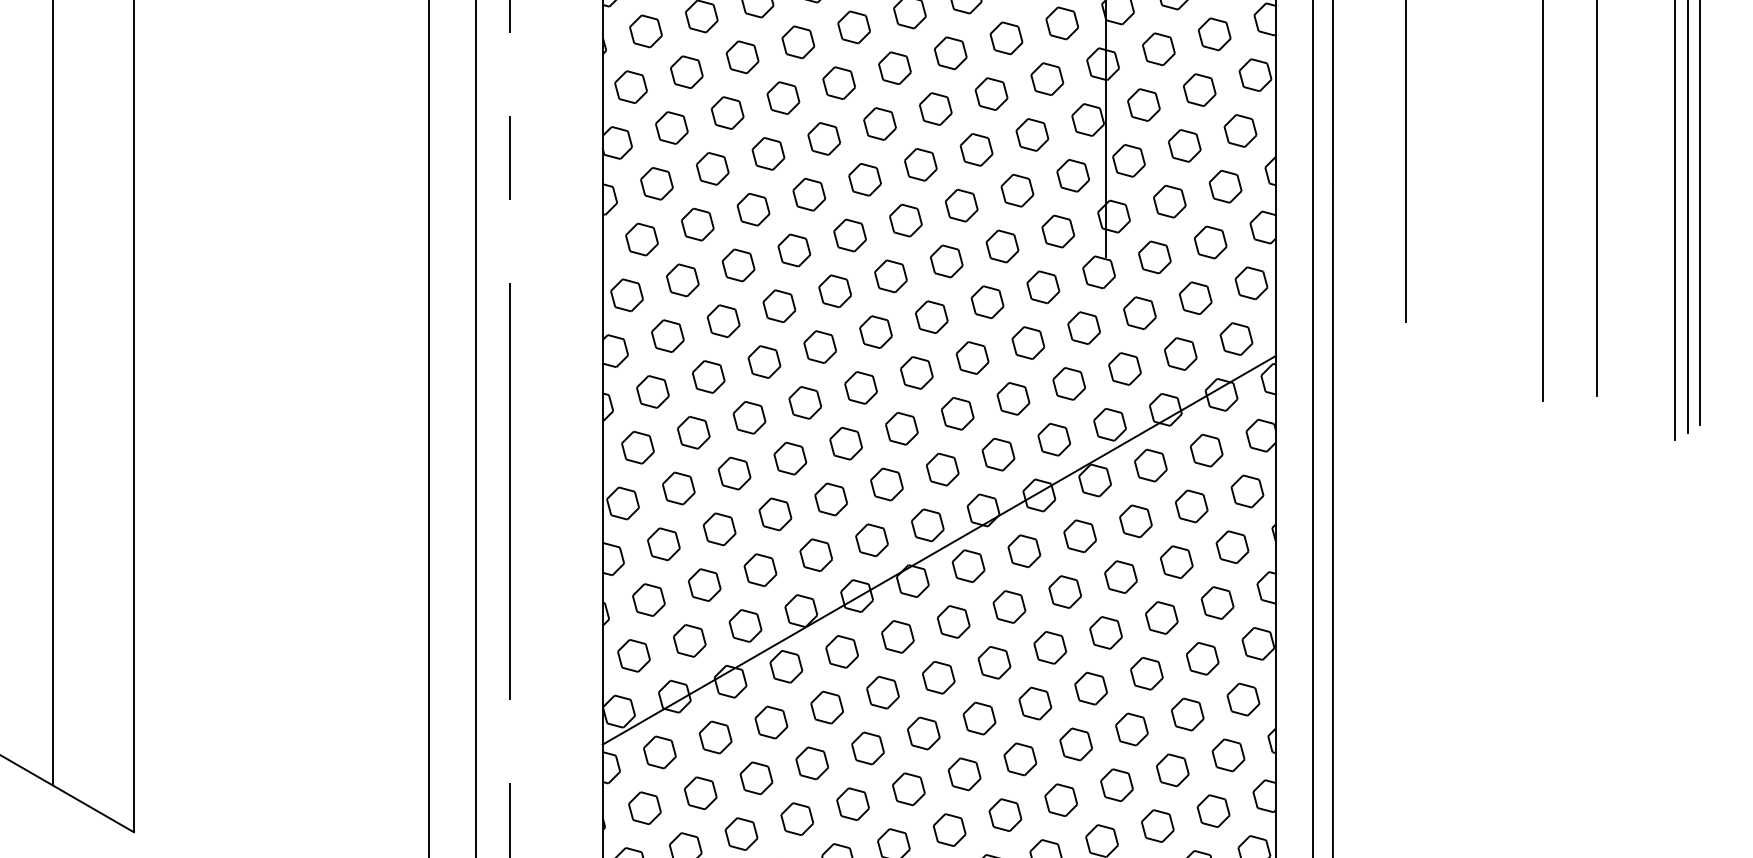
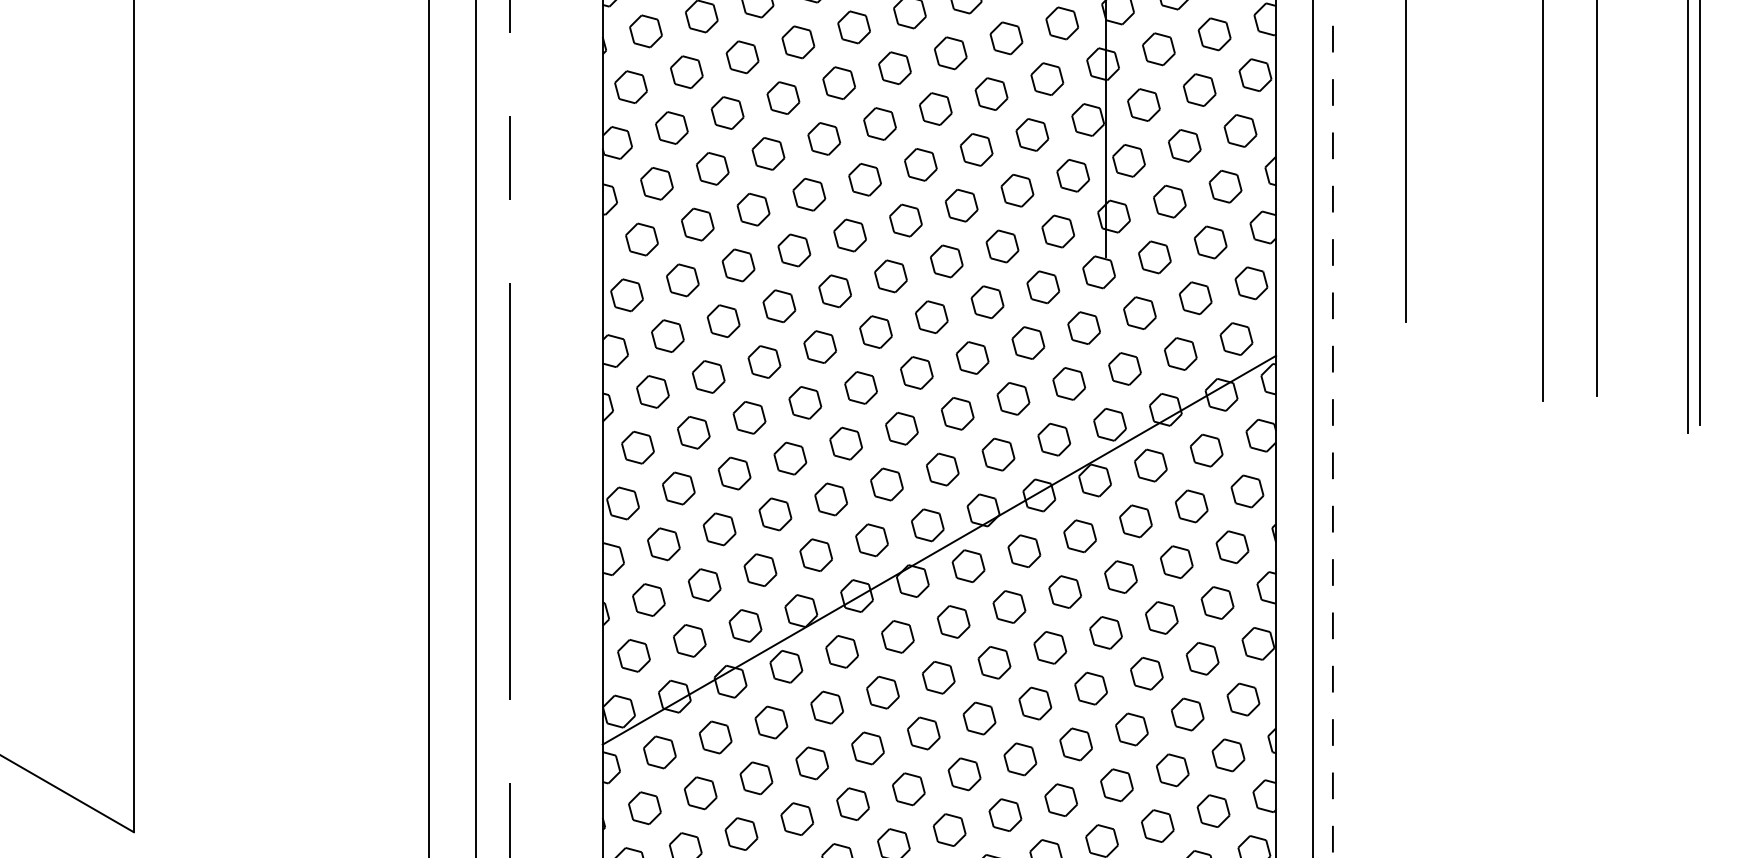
line: present -> none (1674, 221)
line: present -> none (52, 393)
line: solid -> dashed (1332, 429)
